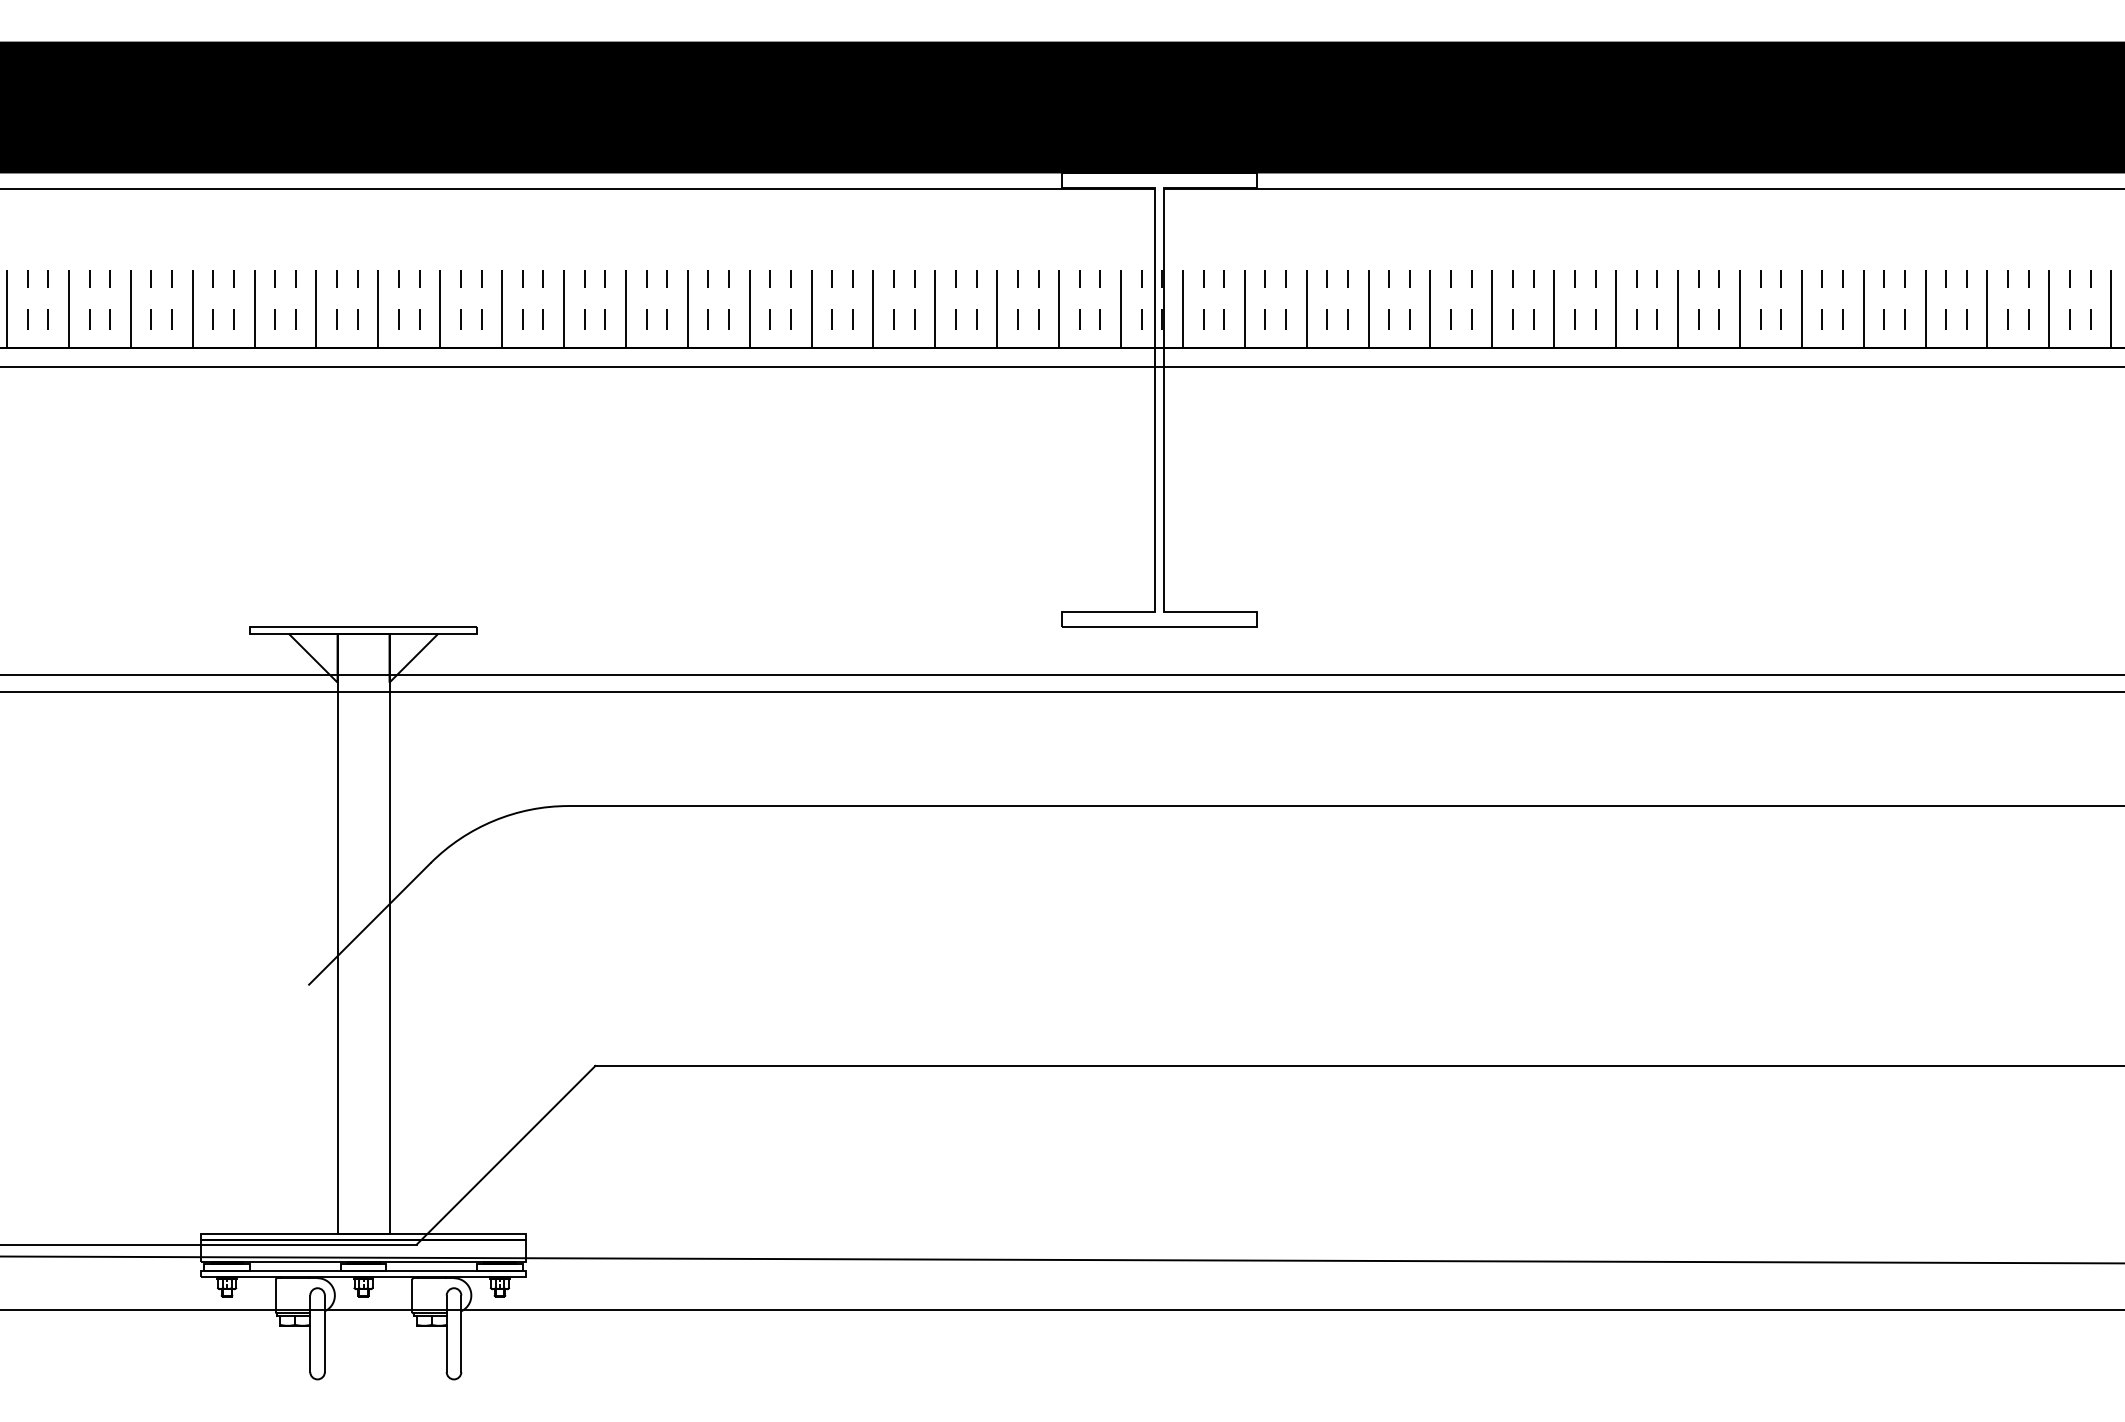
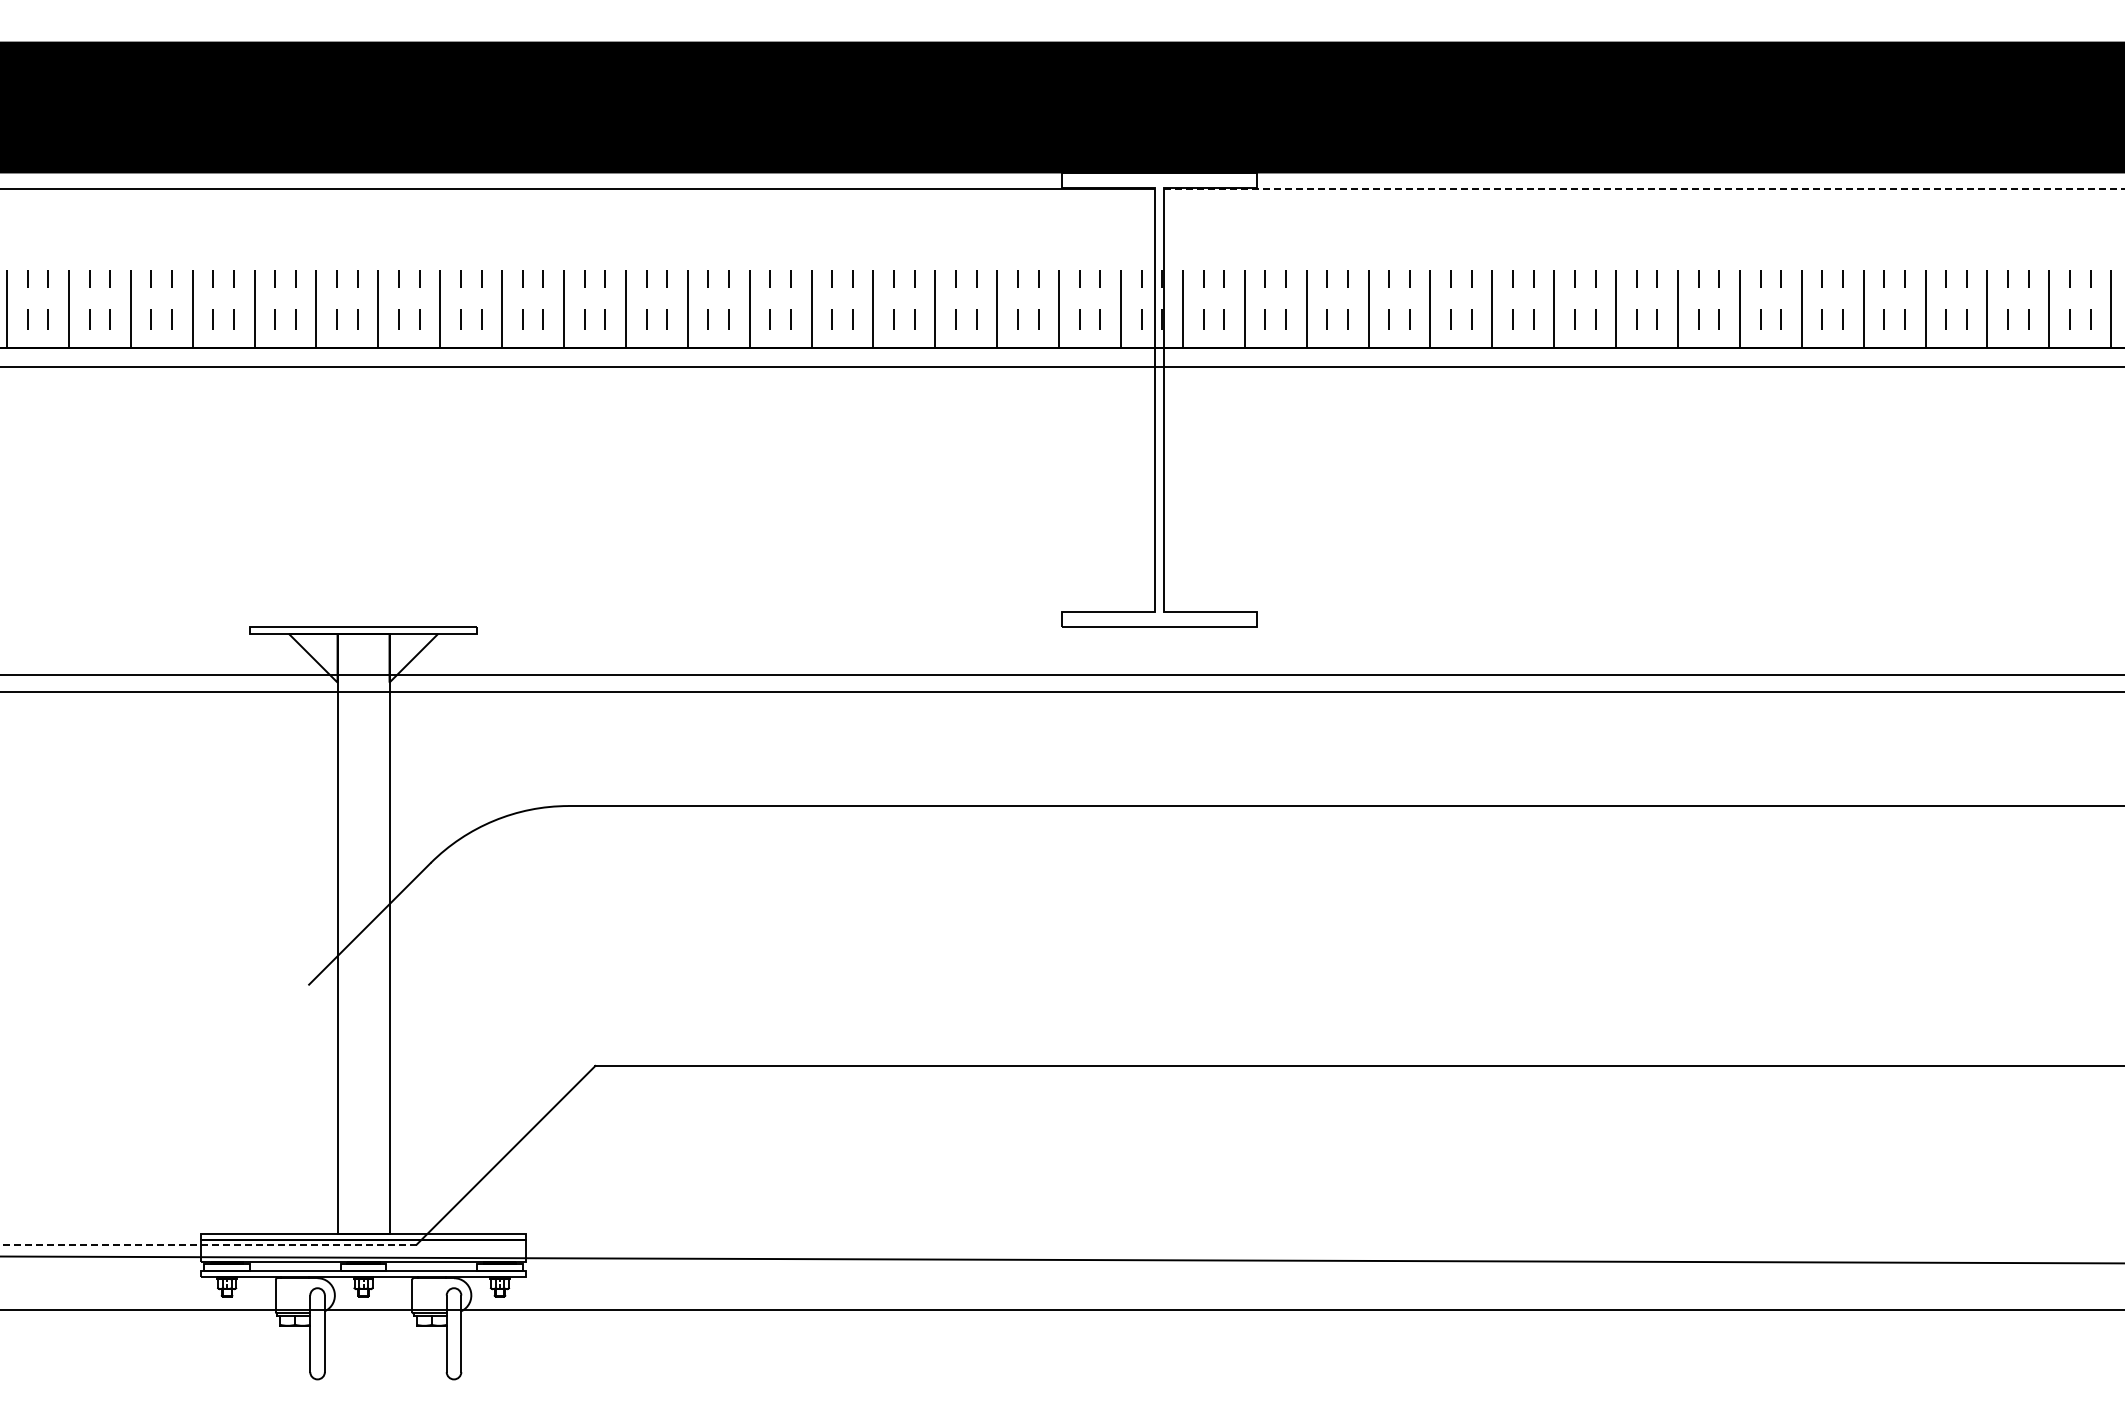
line: solid -> dashed (1644, 189)
line: solid -> dashed (208, 1244)
